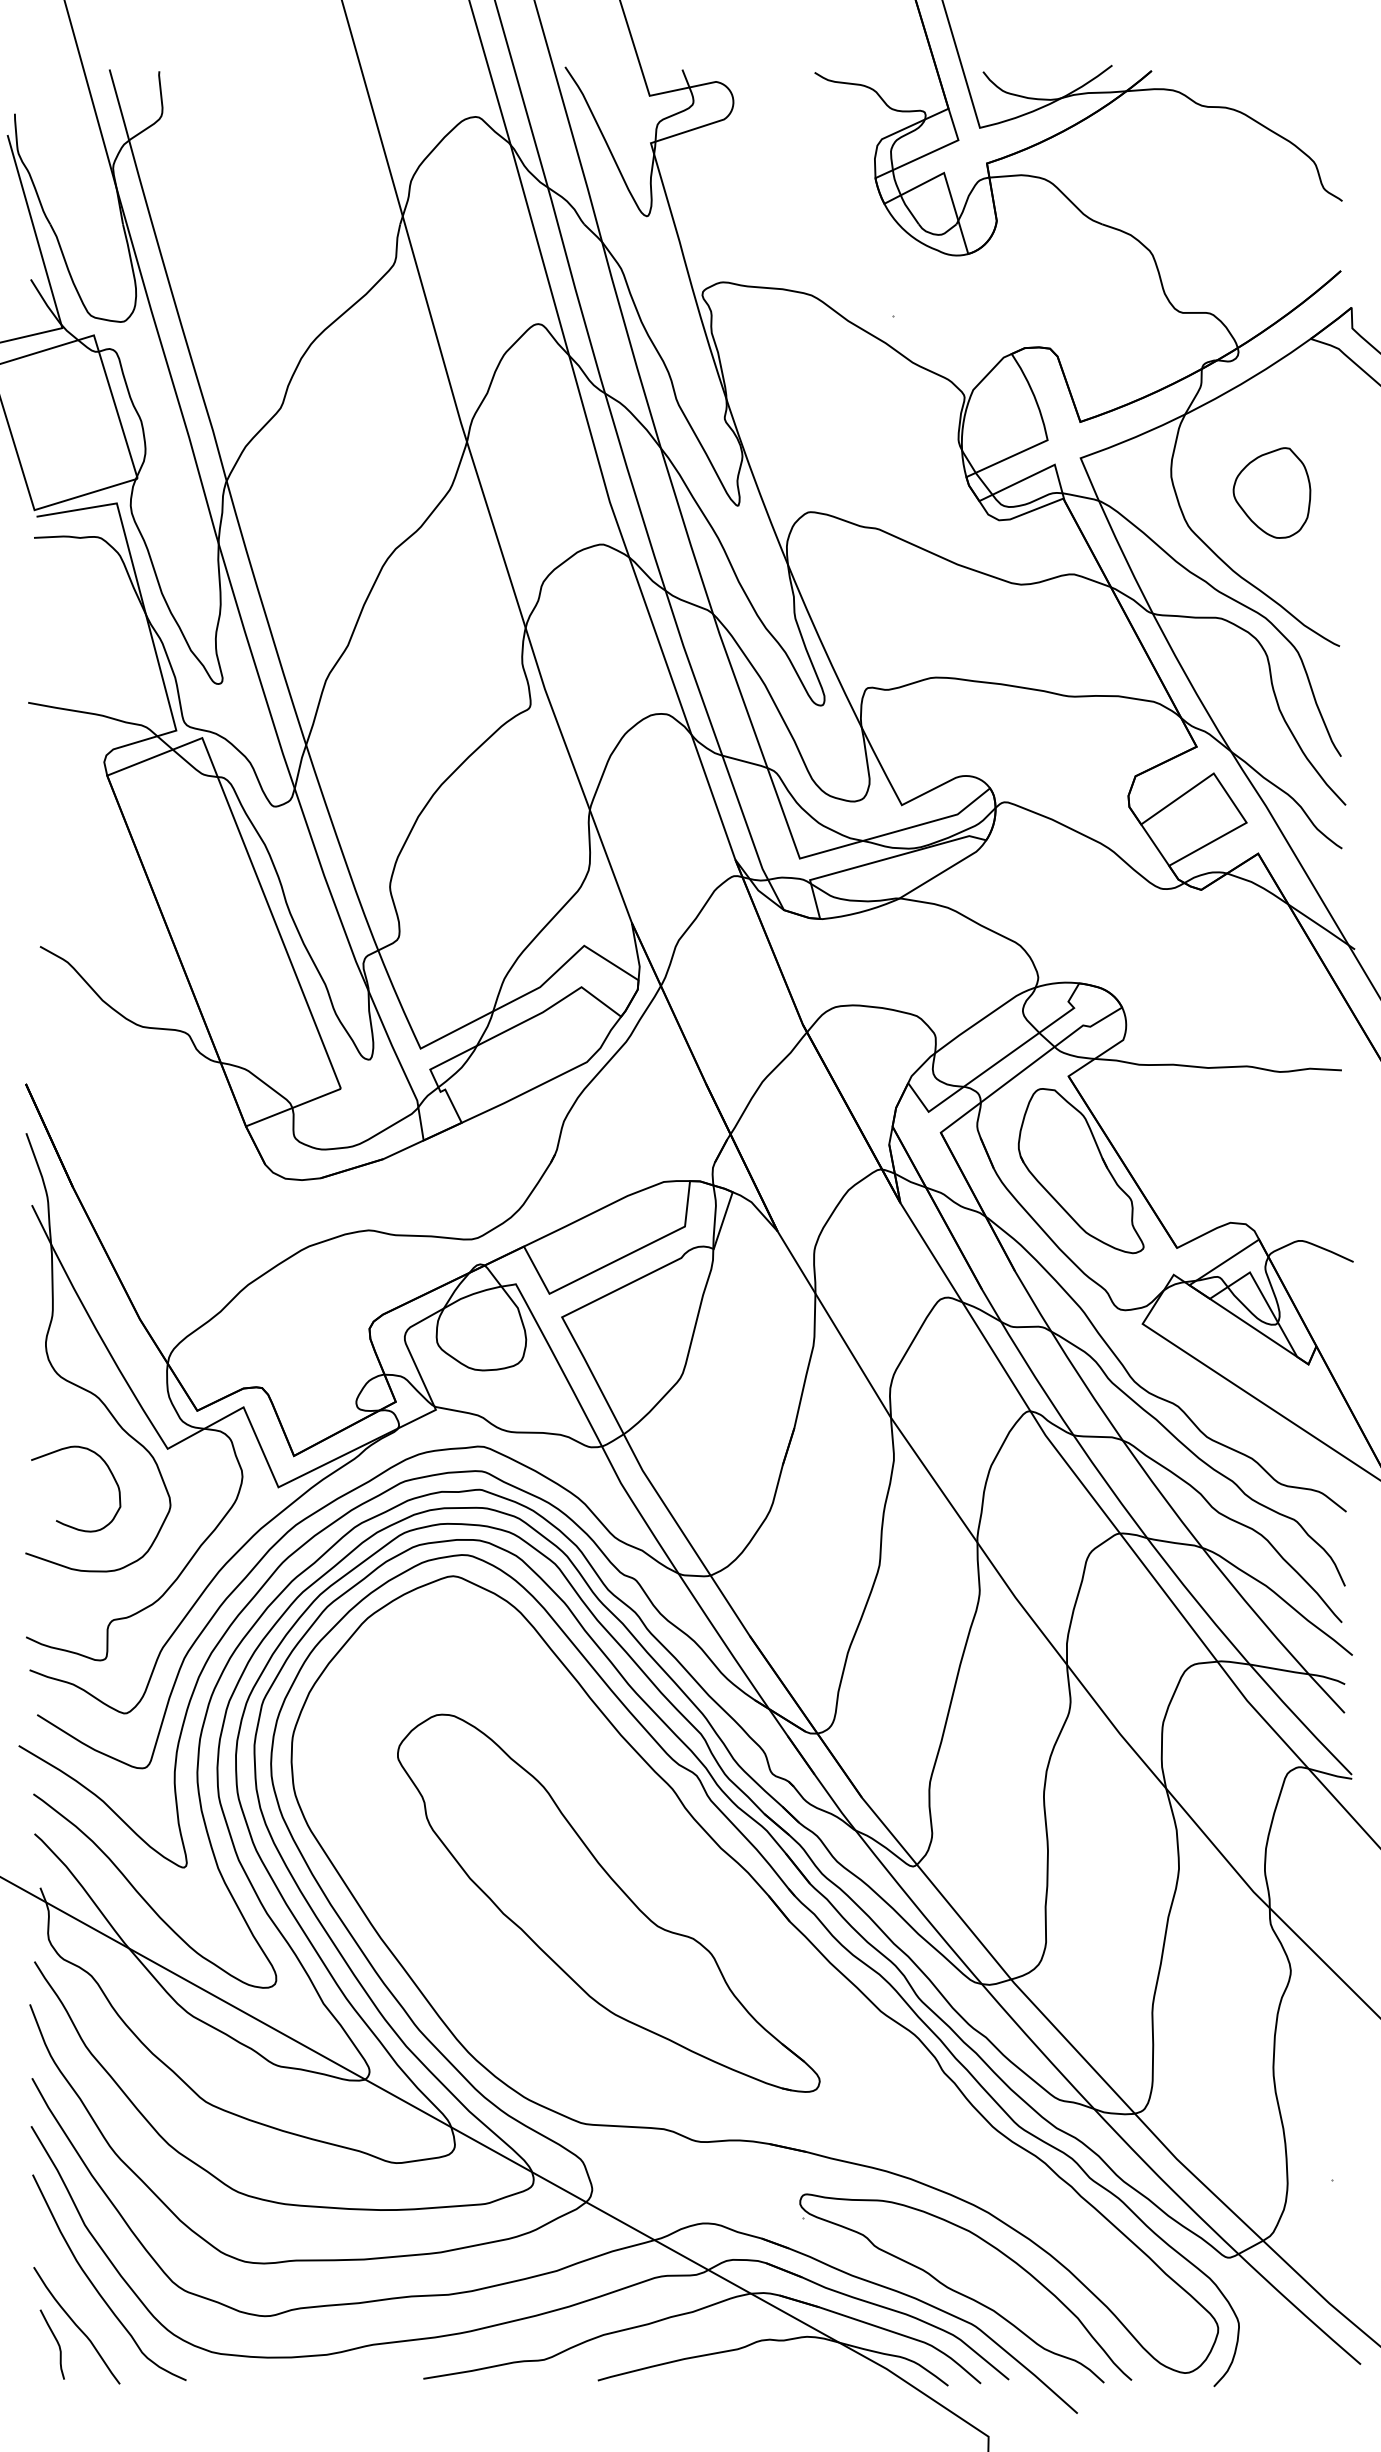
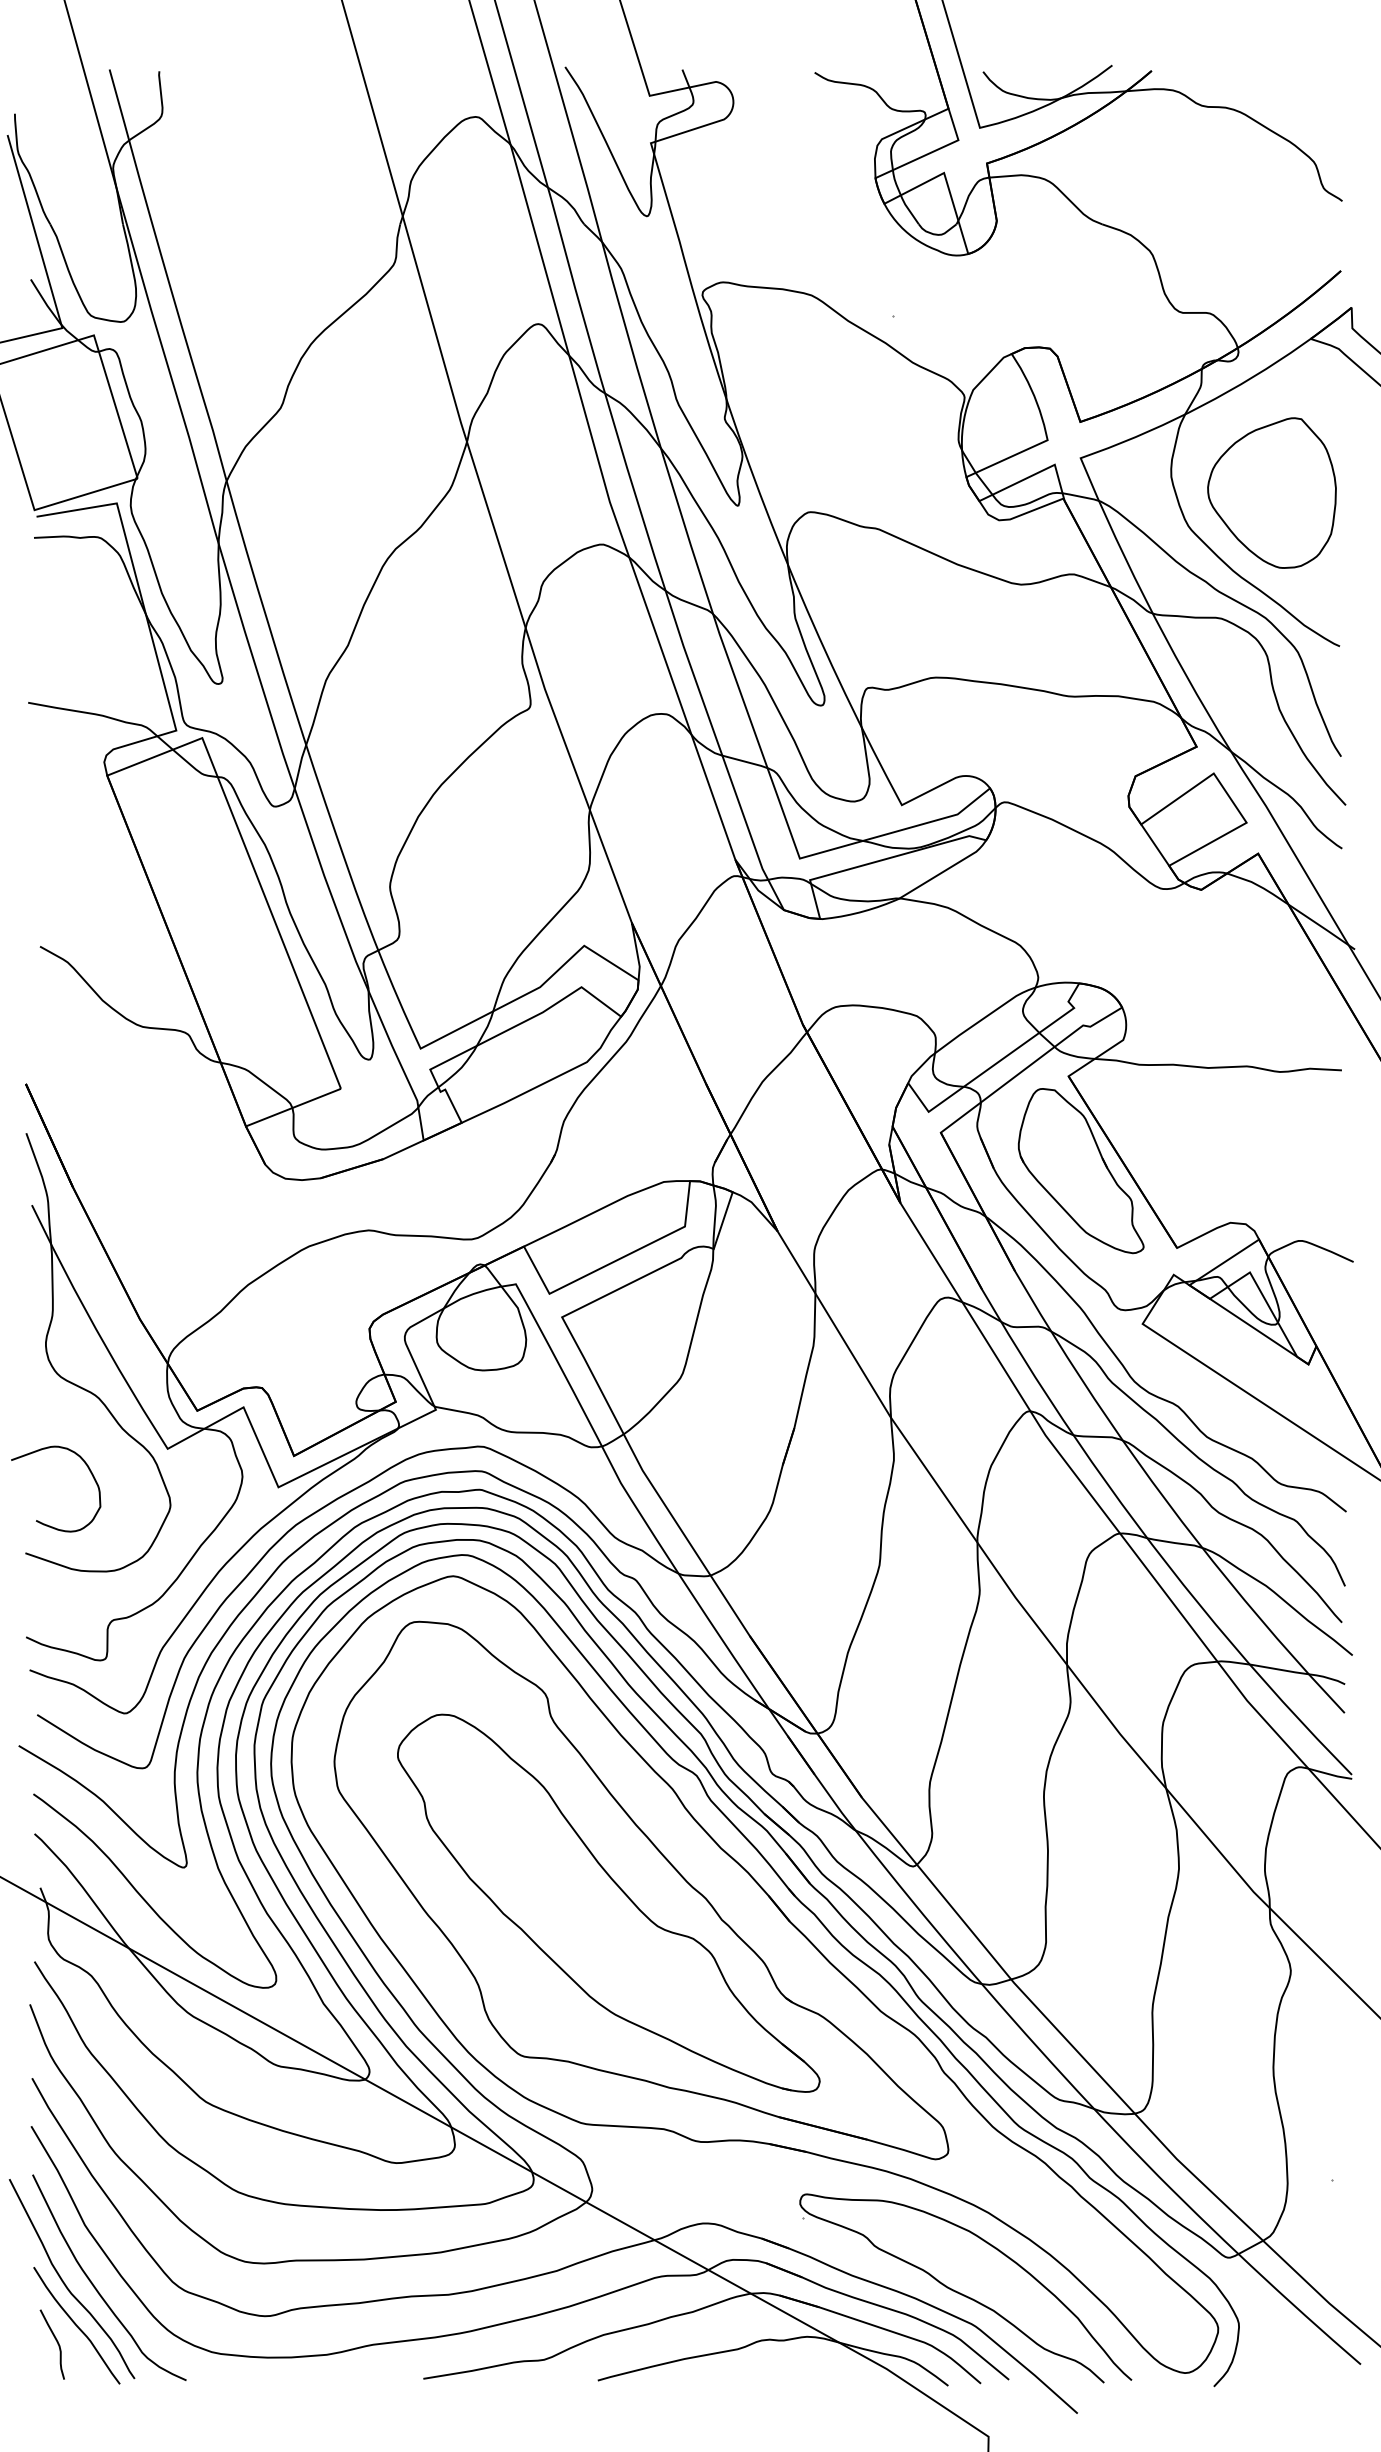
part size: 80x92 px -> 130x152 px (1271, 492)
curve position: (60, 1521) -> (40, 1521) (40, 1521)
part: none -> present (641, 1890)
curve: none -> present (65, 2283)
